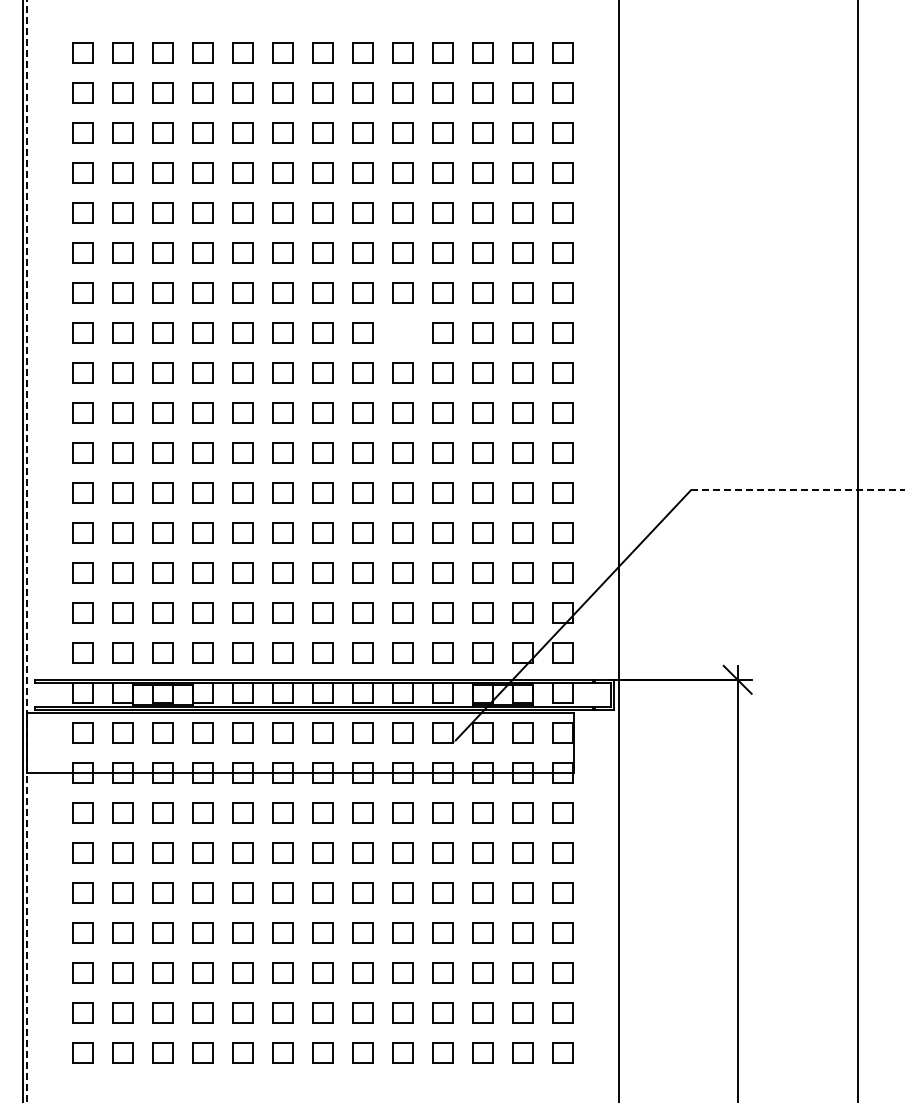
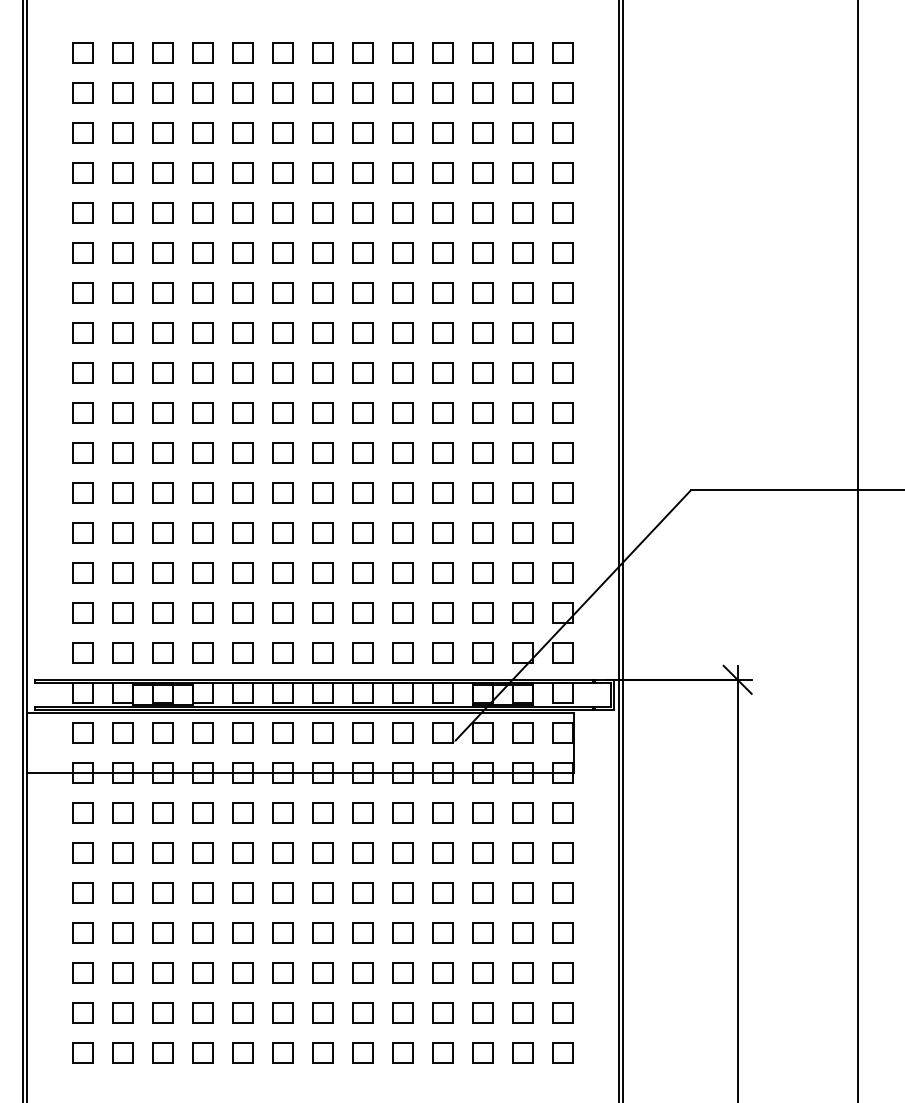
part: none -> present (402, 332)
line: dashed -> solid (797, 490)
line: none -> present (623, 550)
line: dashed -> solid (27, 551)
